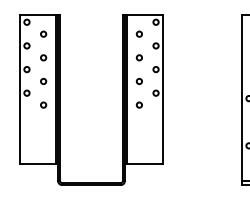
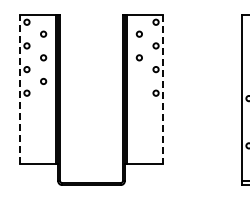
circle: present -> none (138, 81)
line: solid -> dashed (19, 89)
line: solid -> dashed (163, 90)
circle: present -> none (43, 104)
circle: present -> none (138, 104)
